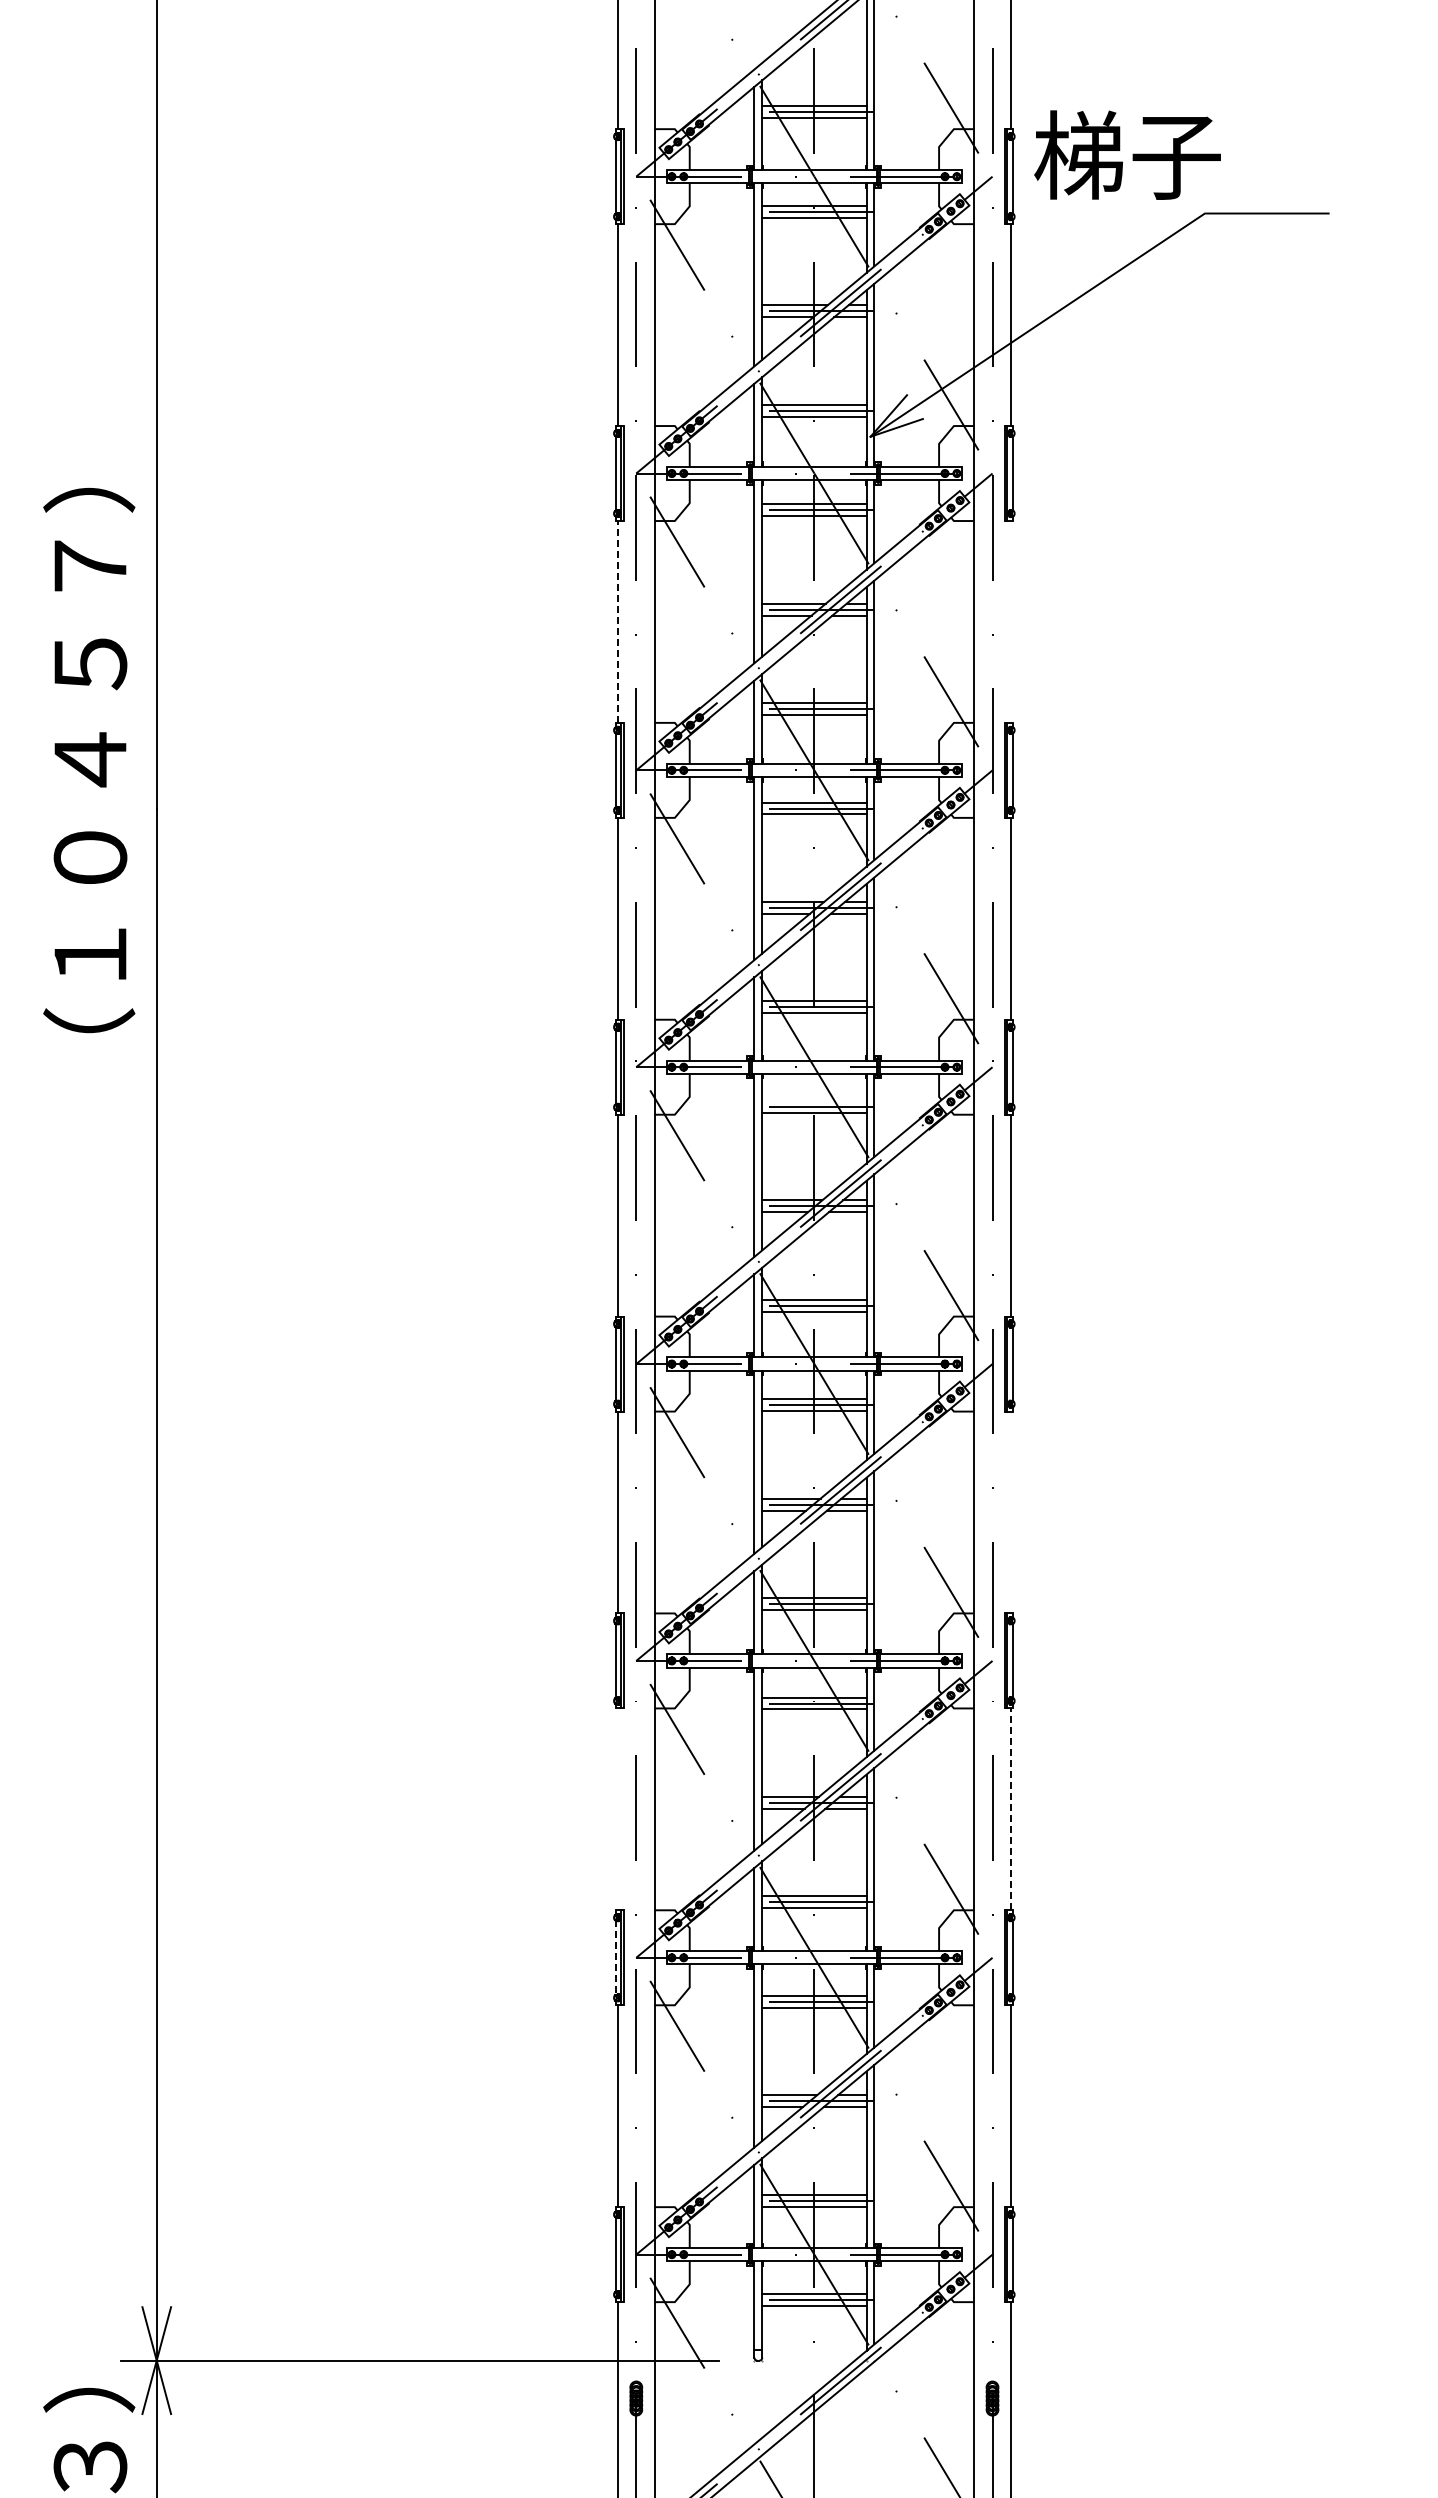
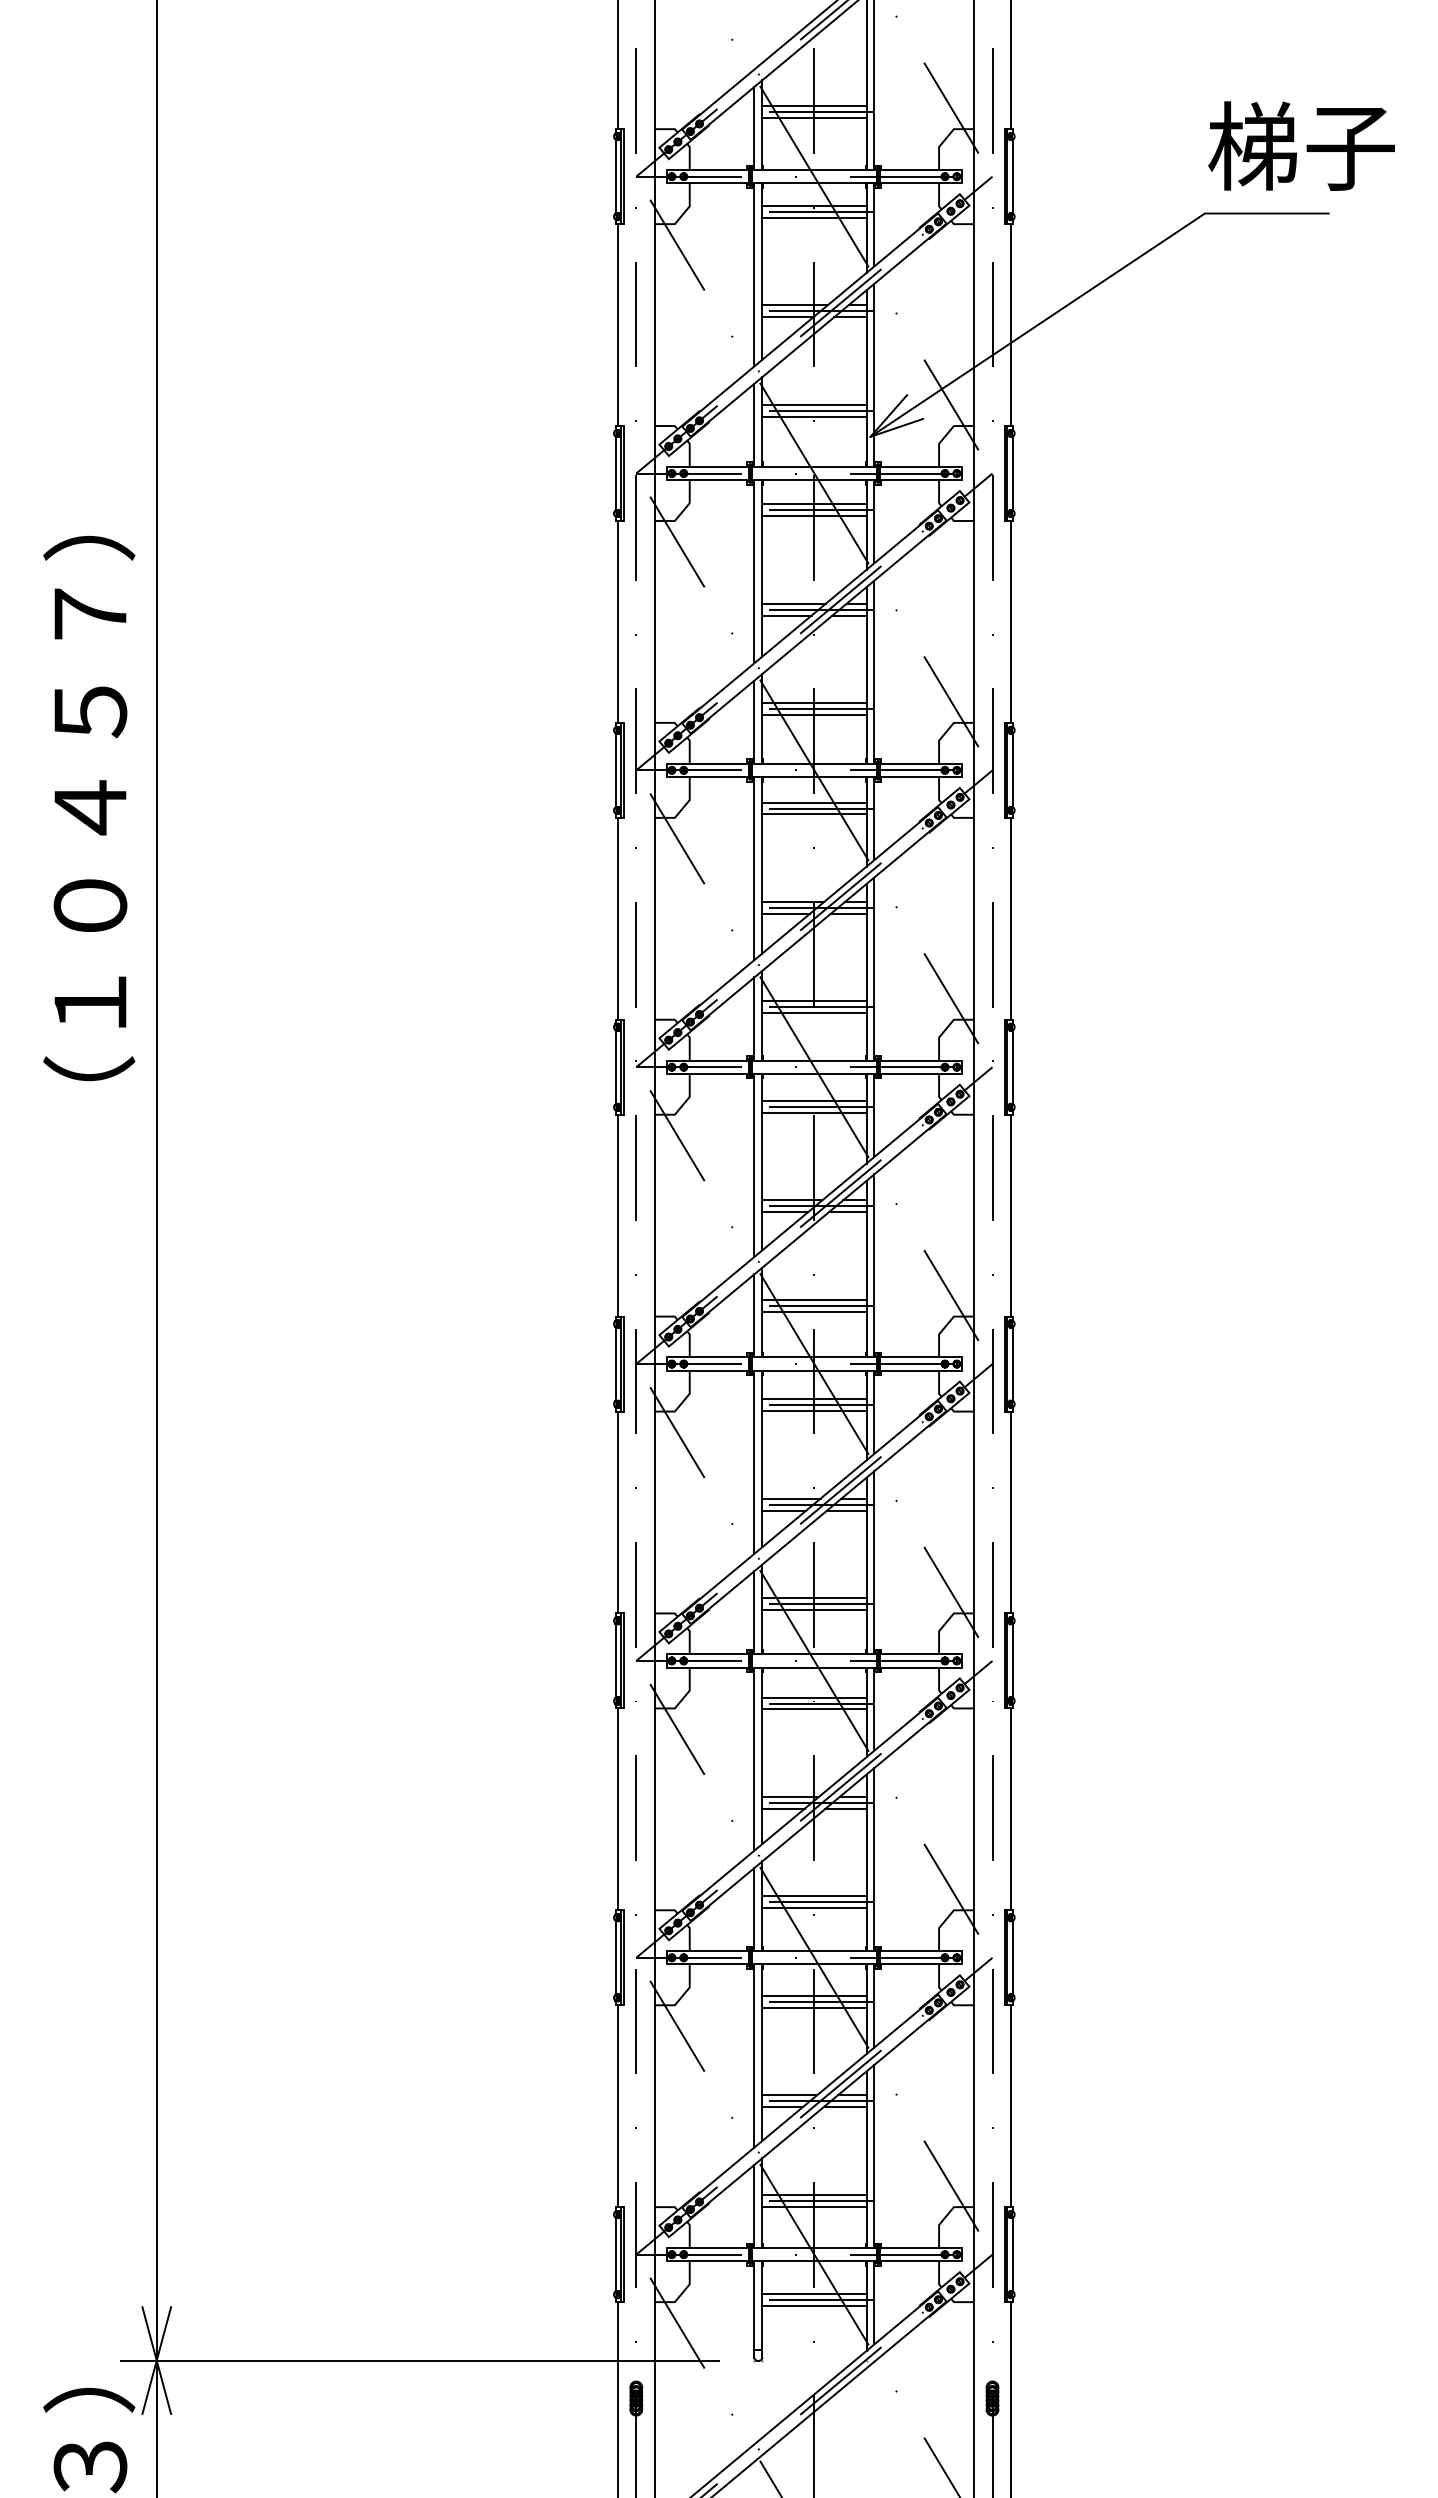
text position: (1127, 154) -> (1301, 145) (1301, 145)
line: dashed -> solid (617, 621)
line: none -> present (1011, 621)
text position: (89, 760) -> (89, 808) (89, 808)
line: none -> present (814, 1100)
line: none -> present (1011, 1512)
line: none -> present (617, 1809)
line: dashed -> solid (1011, 1809)
line: dashed -> solid (615, 1958)
